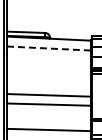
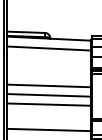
line: dashed -> solid (48, 48)
line: none -> present (48, 85)
